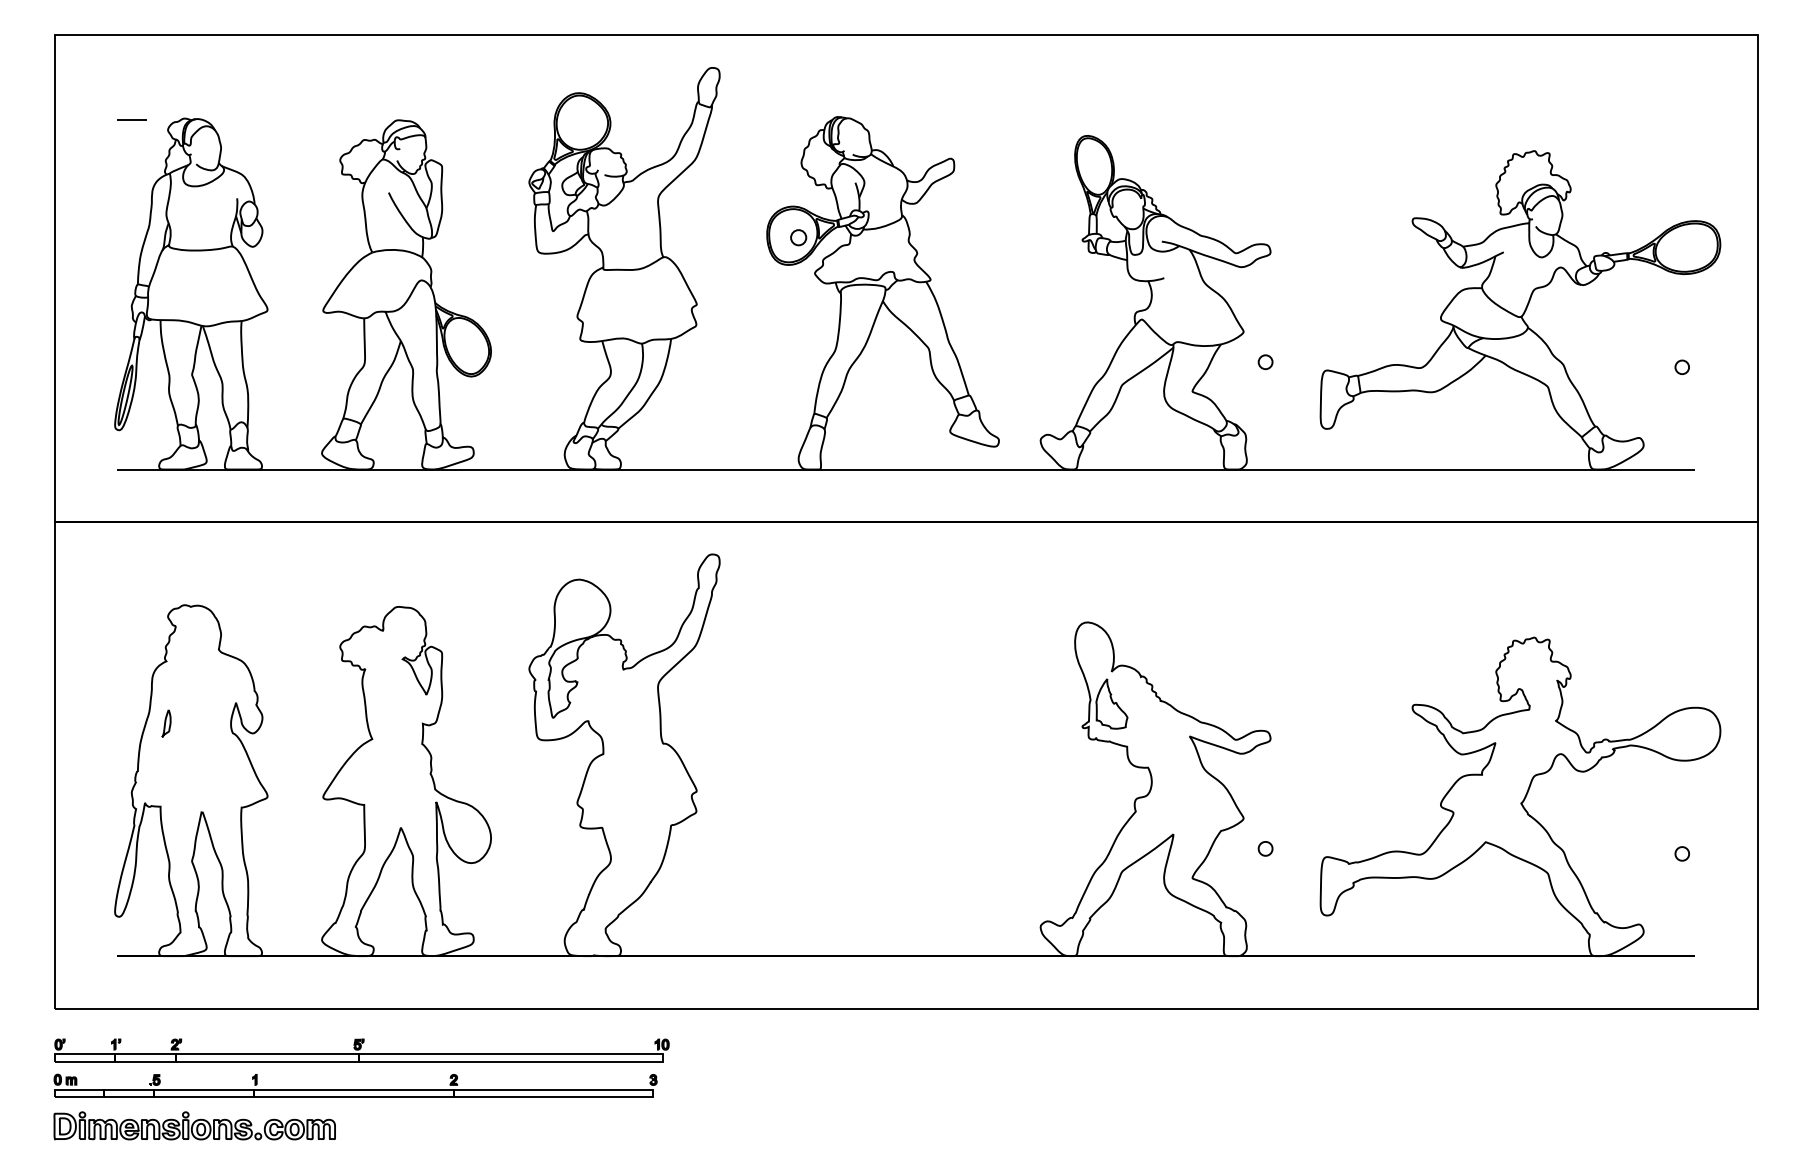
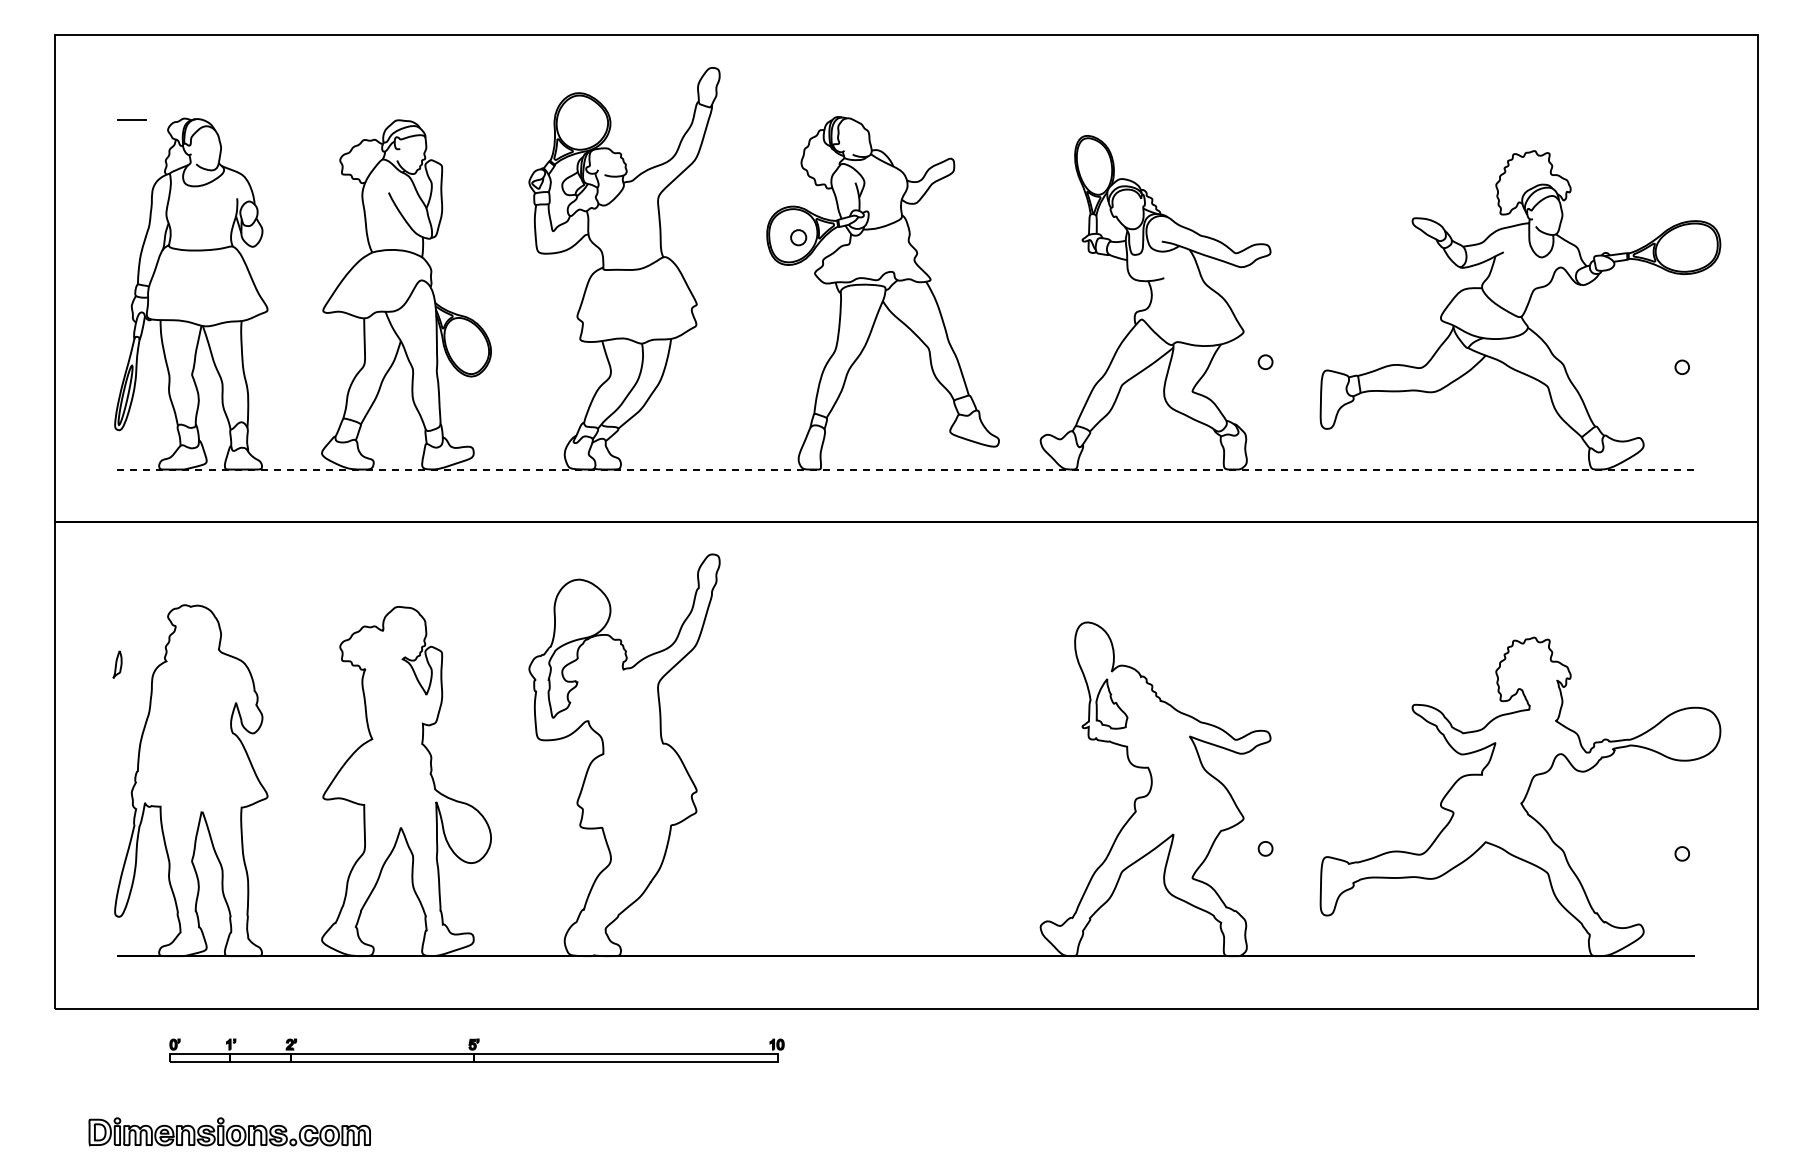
line: solid -> dashed (906, 469)
part position: (166, 723) -> (117, 664) (117, 664)
part position: (361, 1050) -> (476, 1050) (476, 1050)
part: present -> none (355, 1085)
part position: (194, 1125) -> (229, 1131) (229, 1131)
